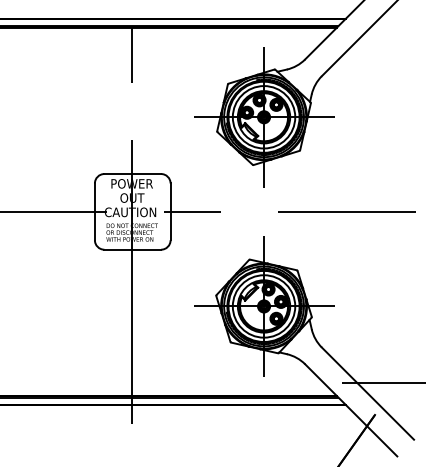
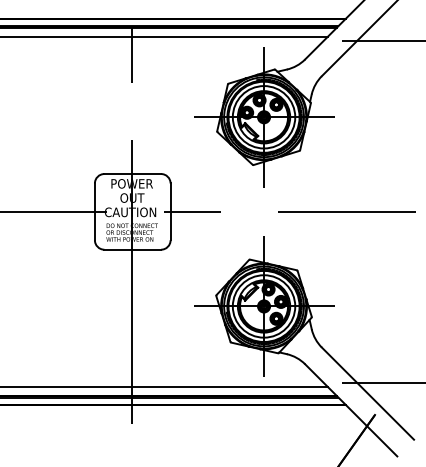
line: none -> present (164, 36)
line: none -> present (382, 40)
line: none -> present (164, 386)
